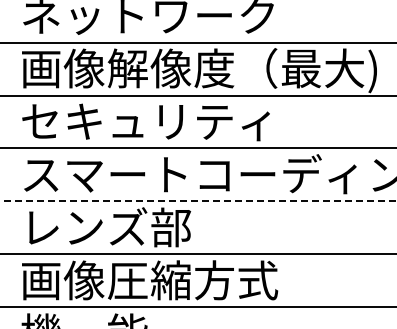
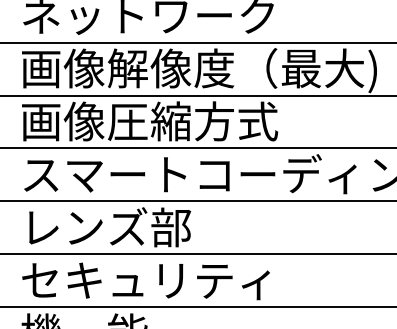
text: セキュリティ -> 画像圧縮方式 (150, 121)
line: dashed -> solid (198, 201)
text: 画像圧縮方式 -> セキュリティ (150, 280)
